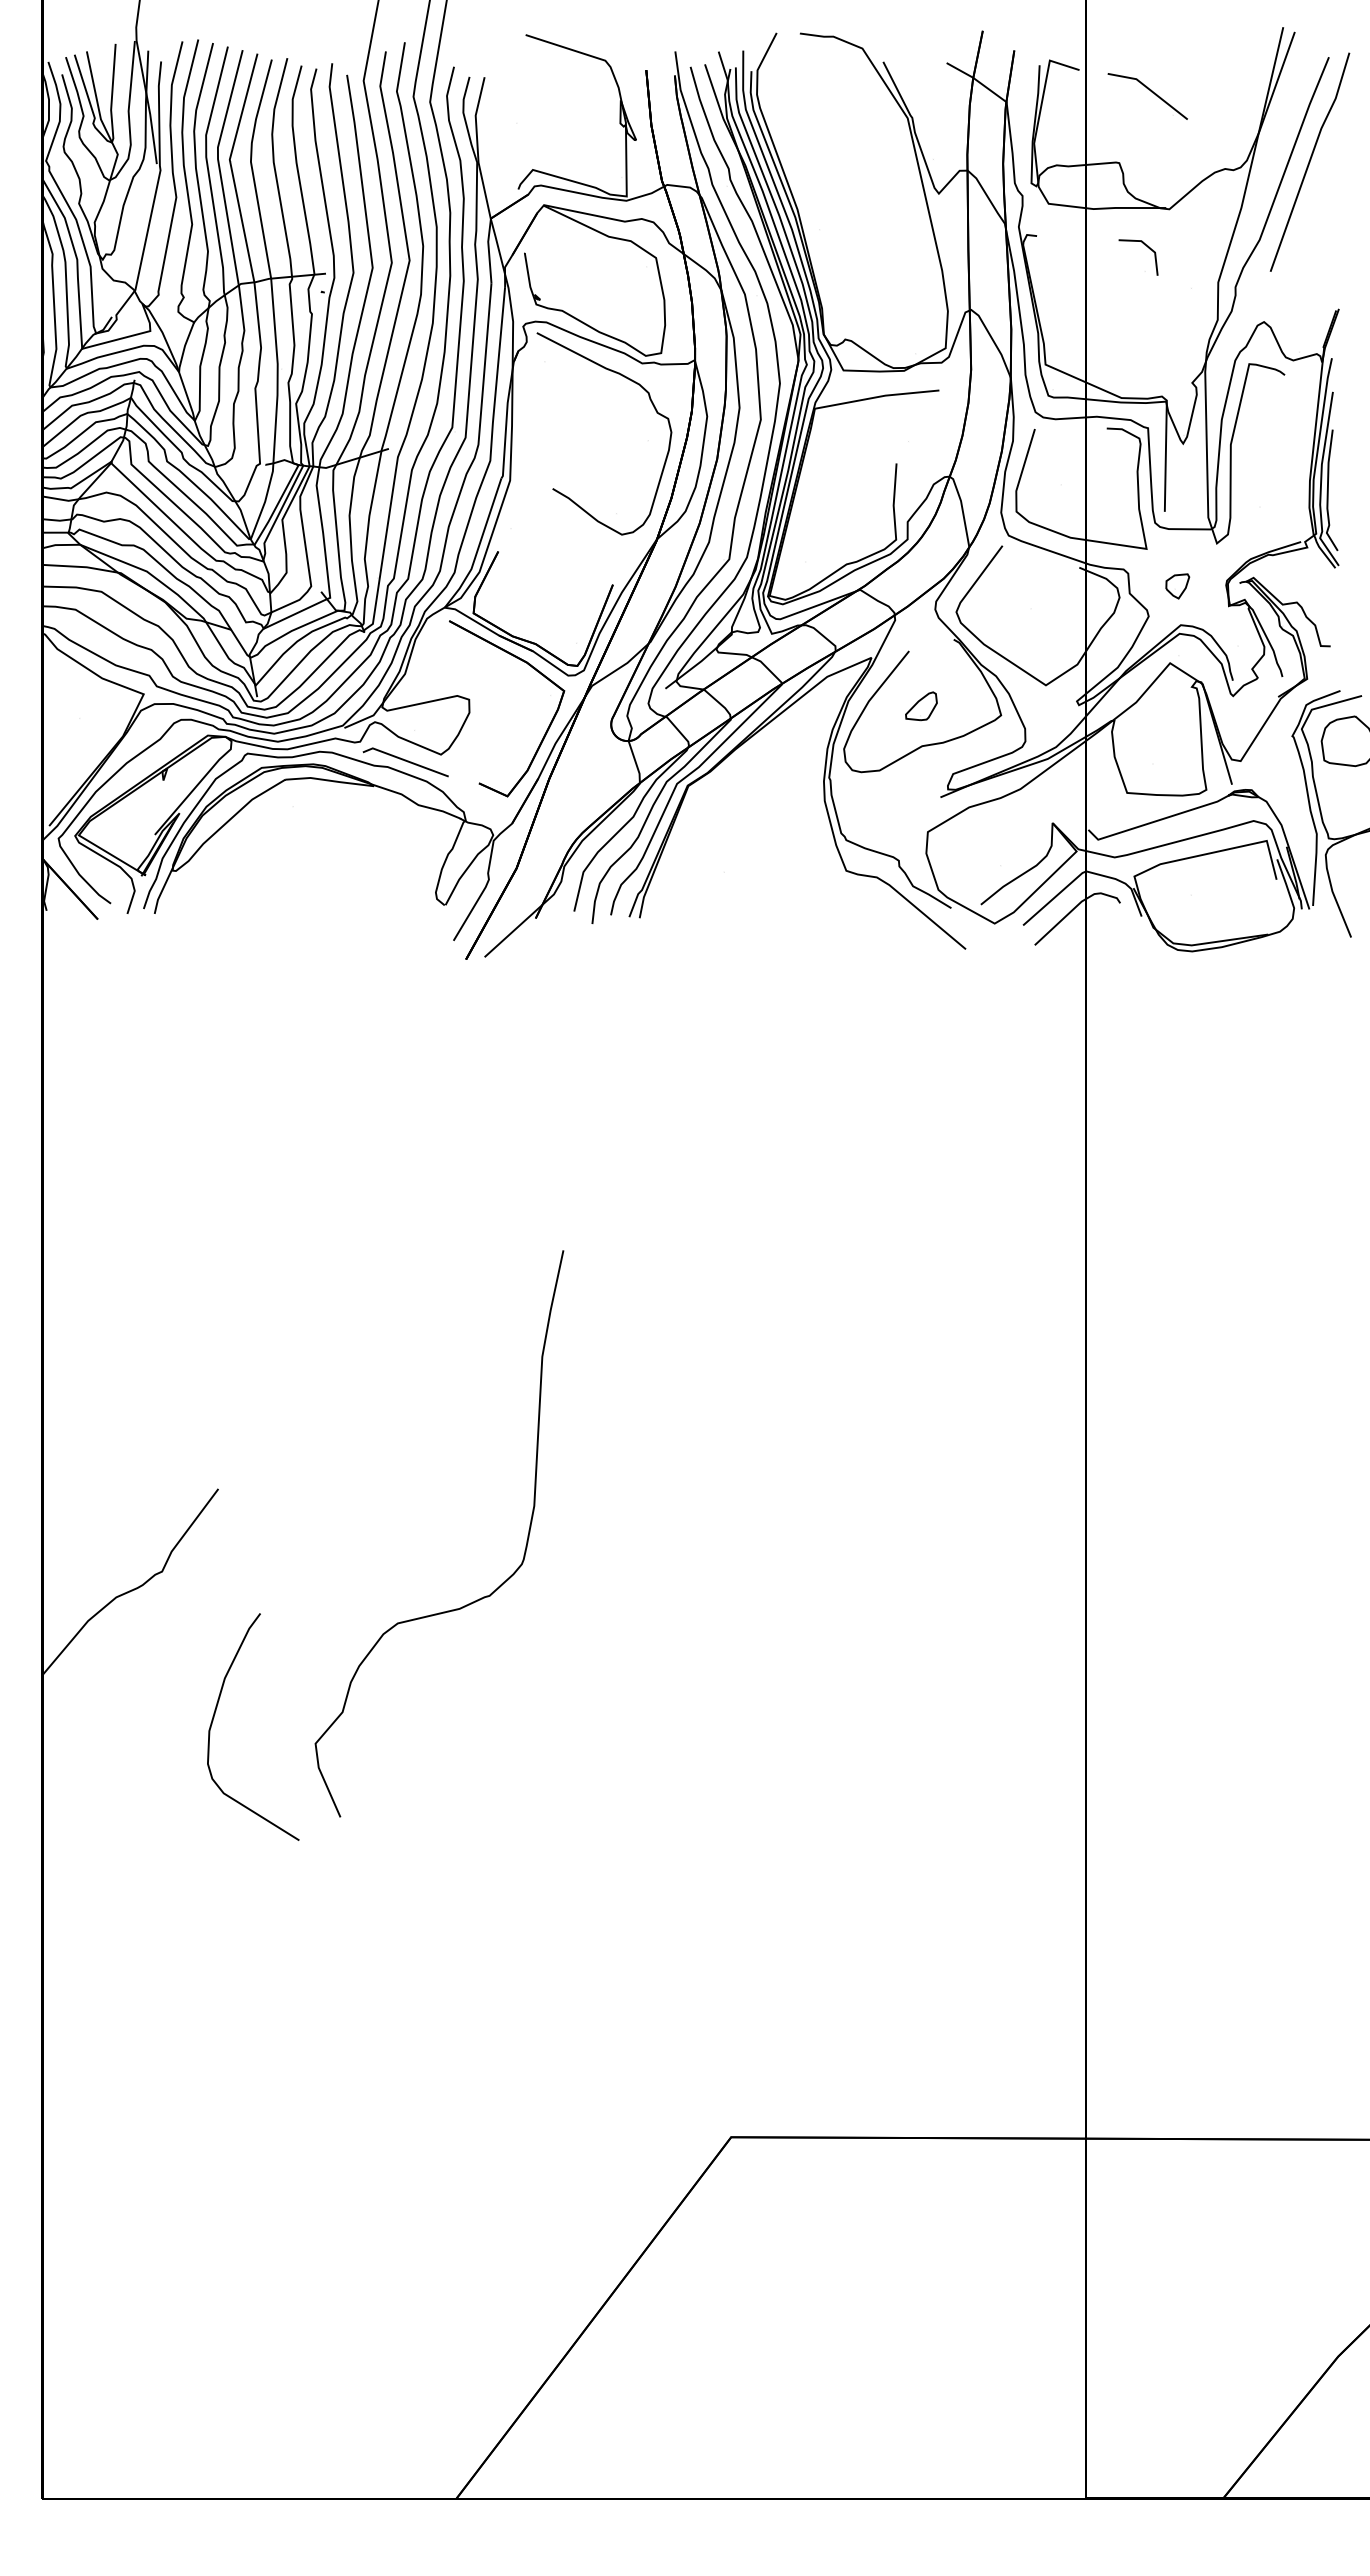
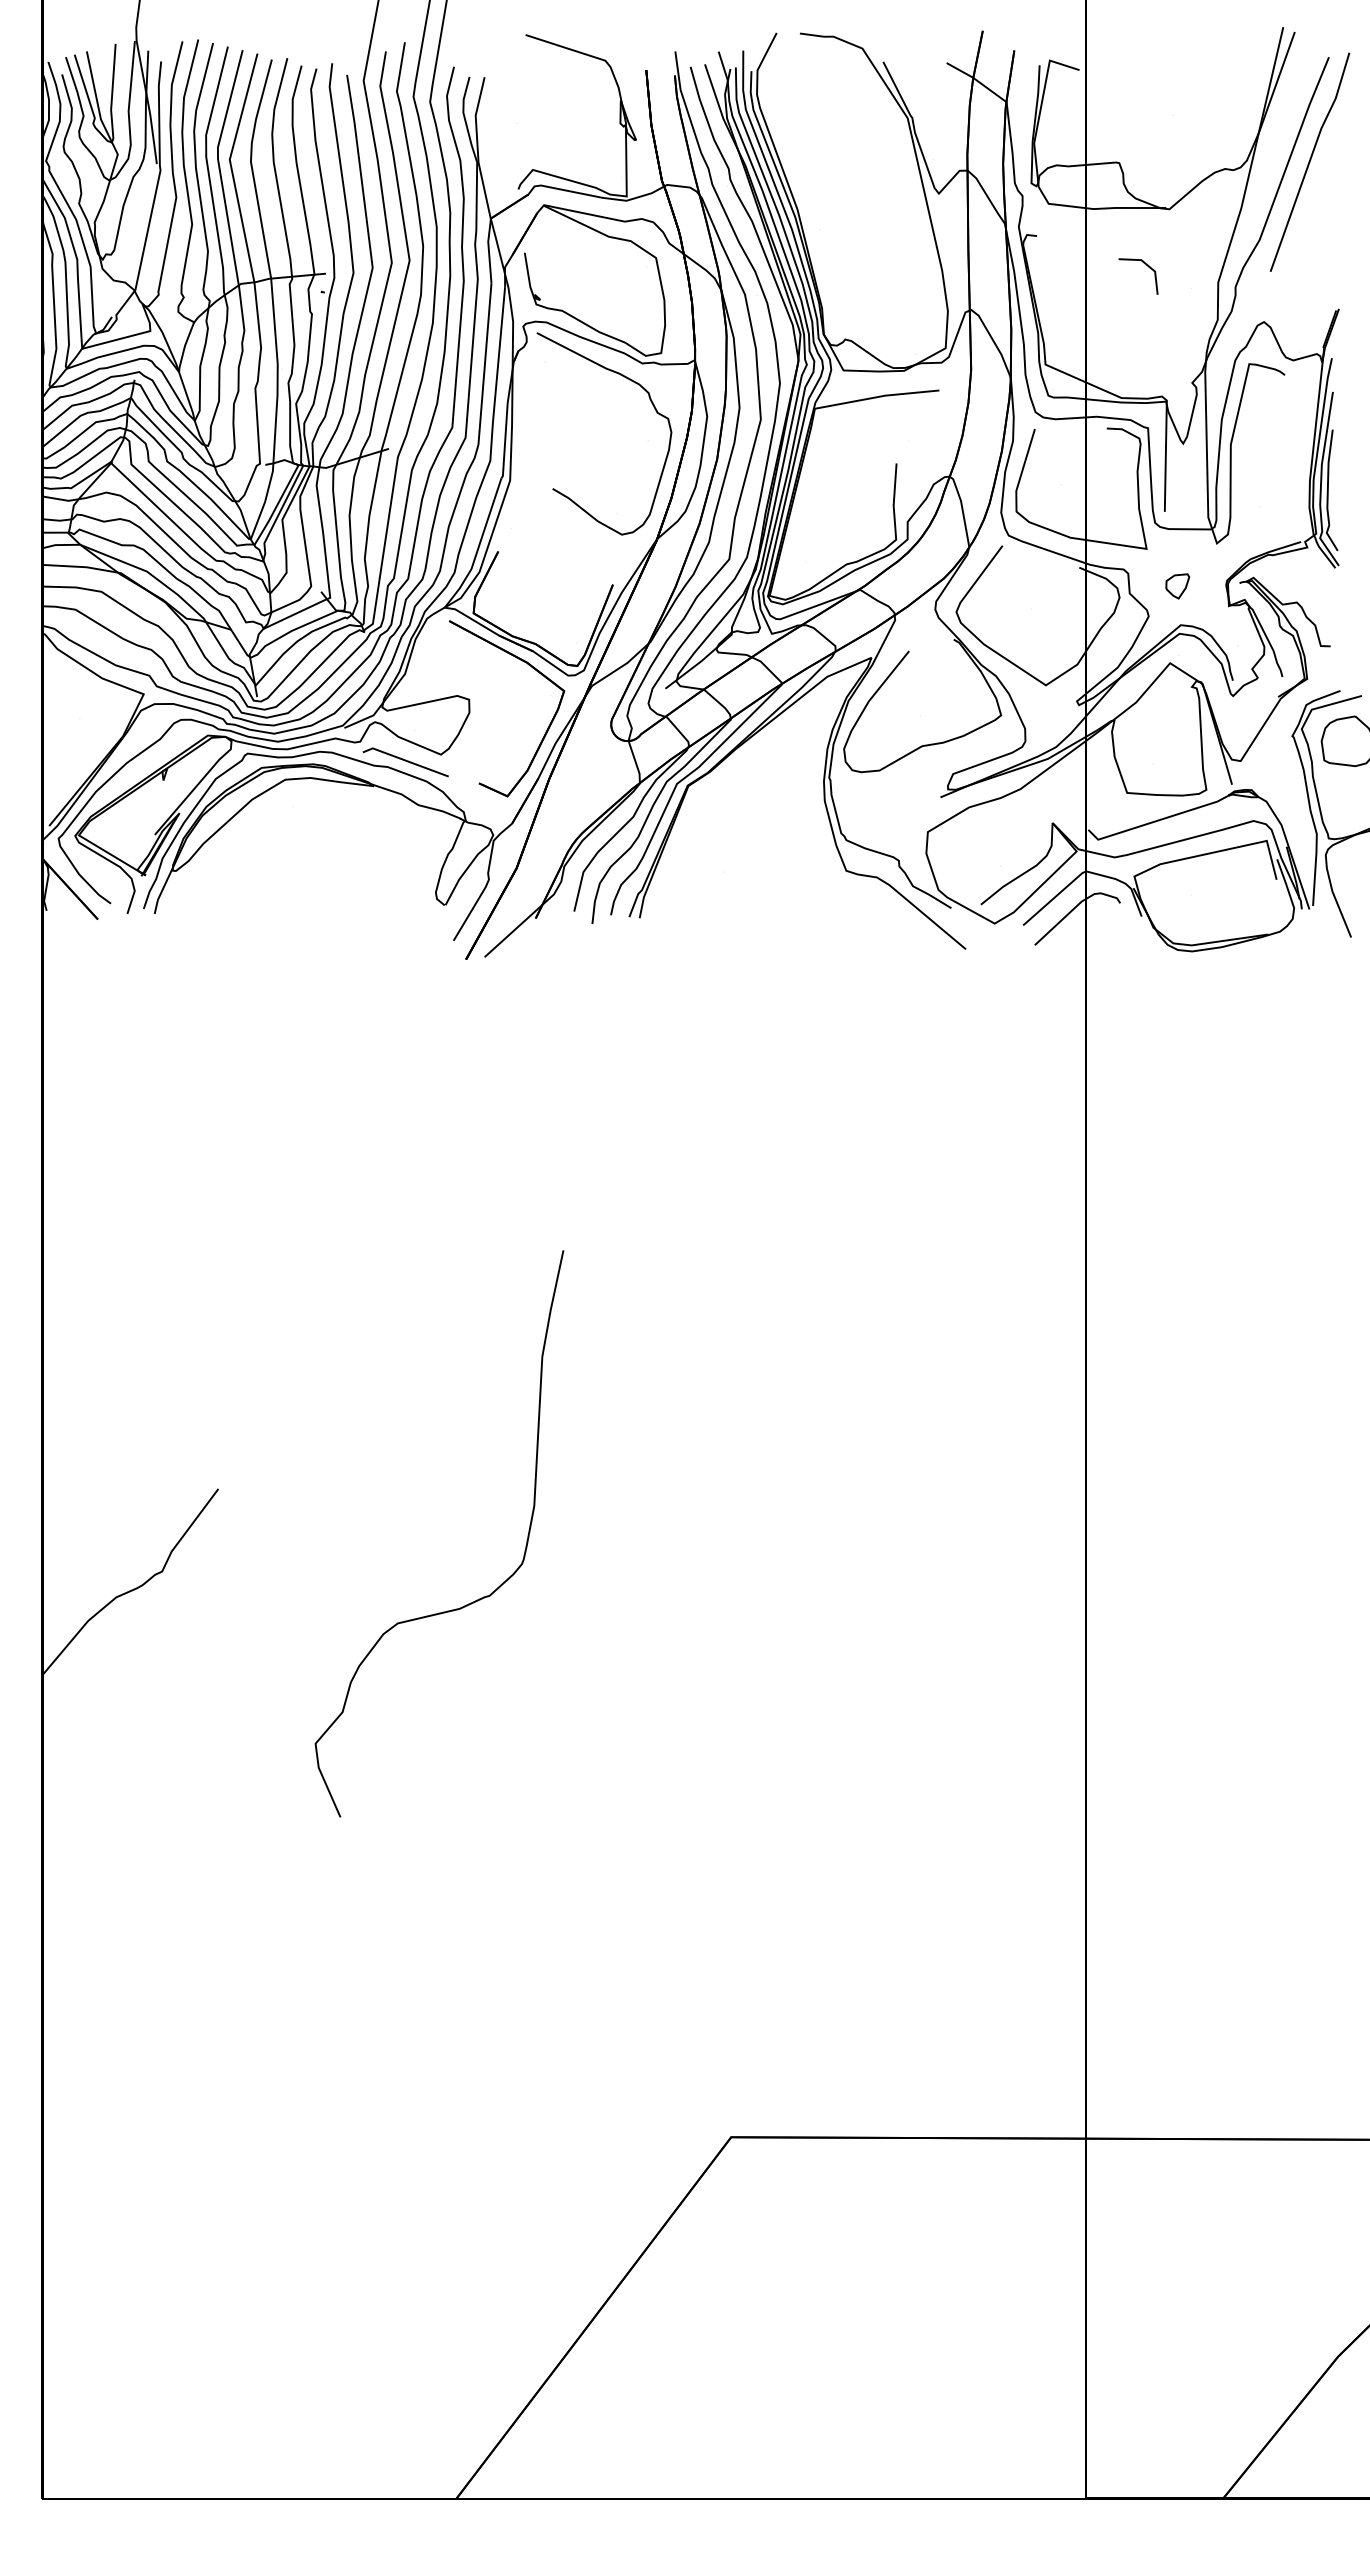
line: present -> none (1151, 92)
line position: (1147, 247) -> (1147, 266) (1147, 266)
part: present -> none (921, 706)
curve: present -> none (215, 1714)
